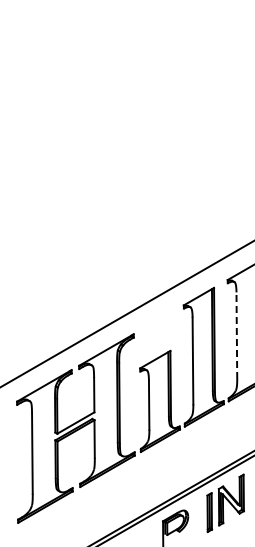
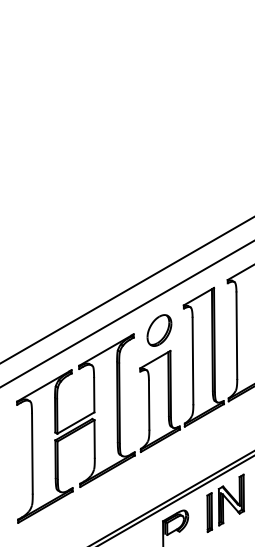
line: none -> present (126, 290)
part: none -> present (159, 330)
line: dashed -> solid (236, 335)
